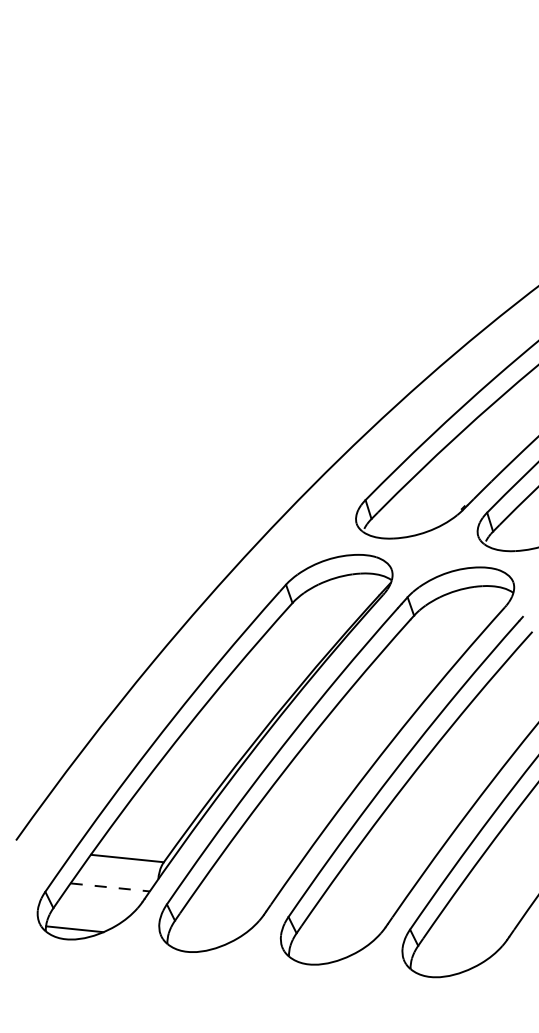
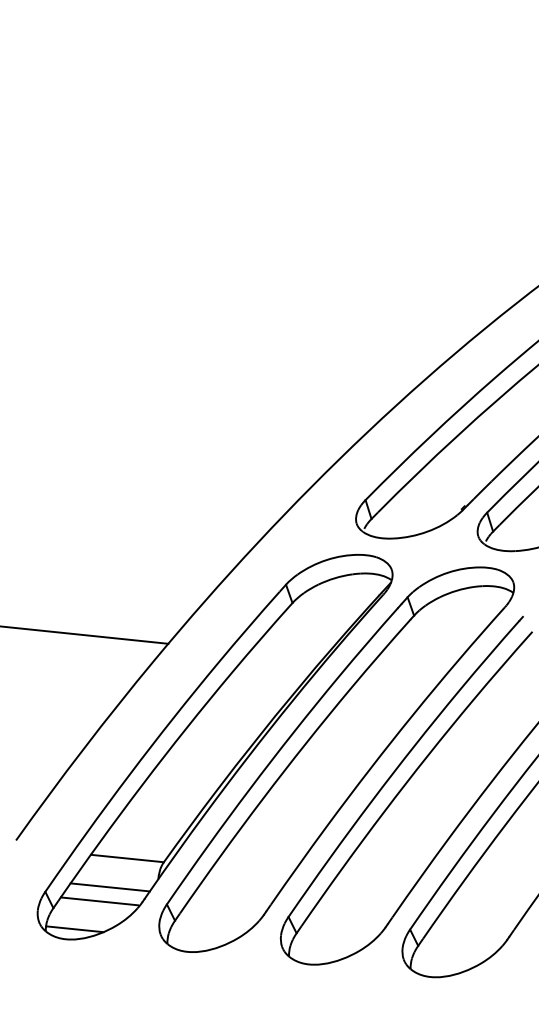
line: none -> present (85, 634)
line: dashed -> solid (110, 887)
line: none -> present (99, 901)
